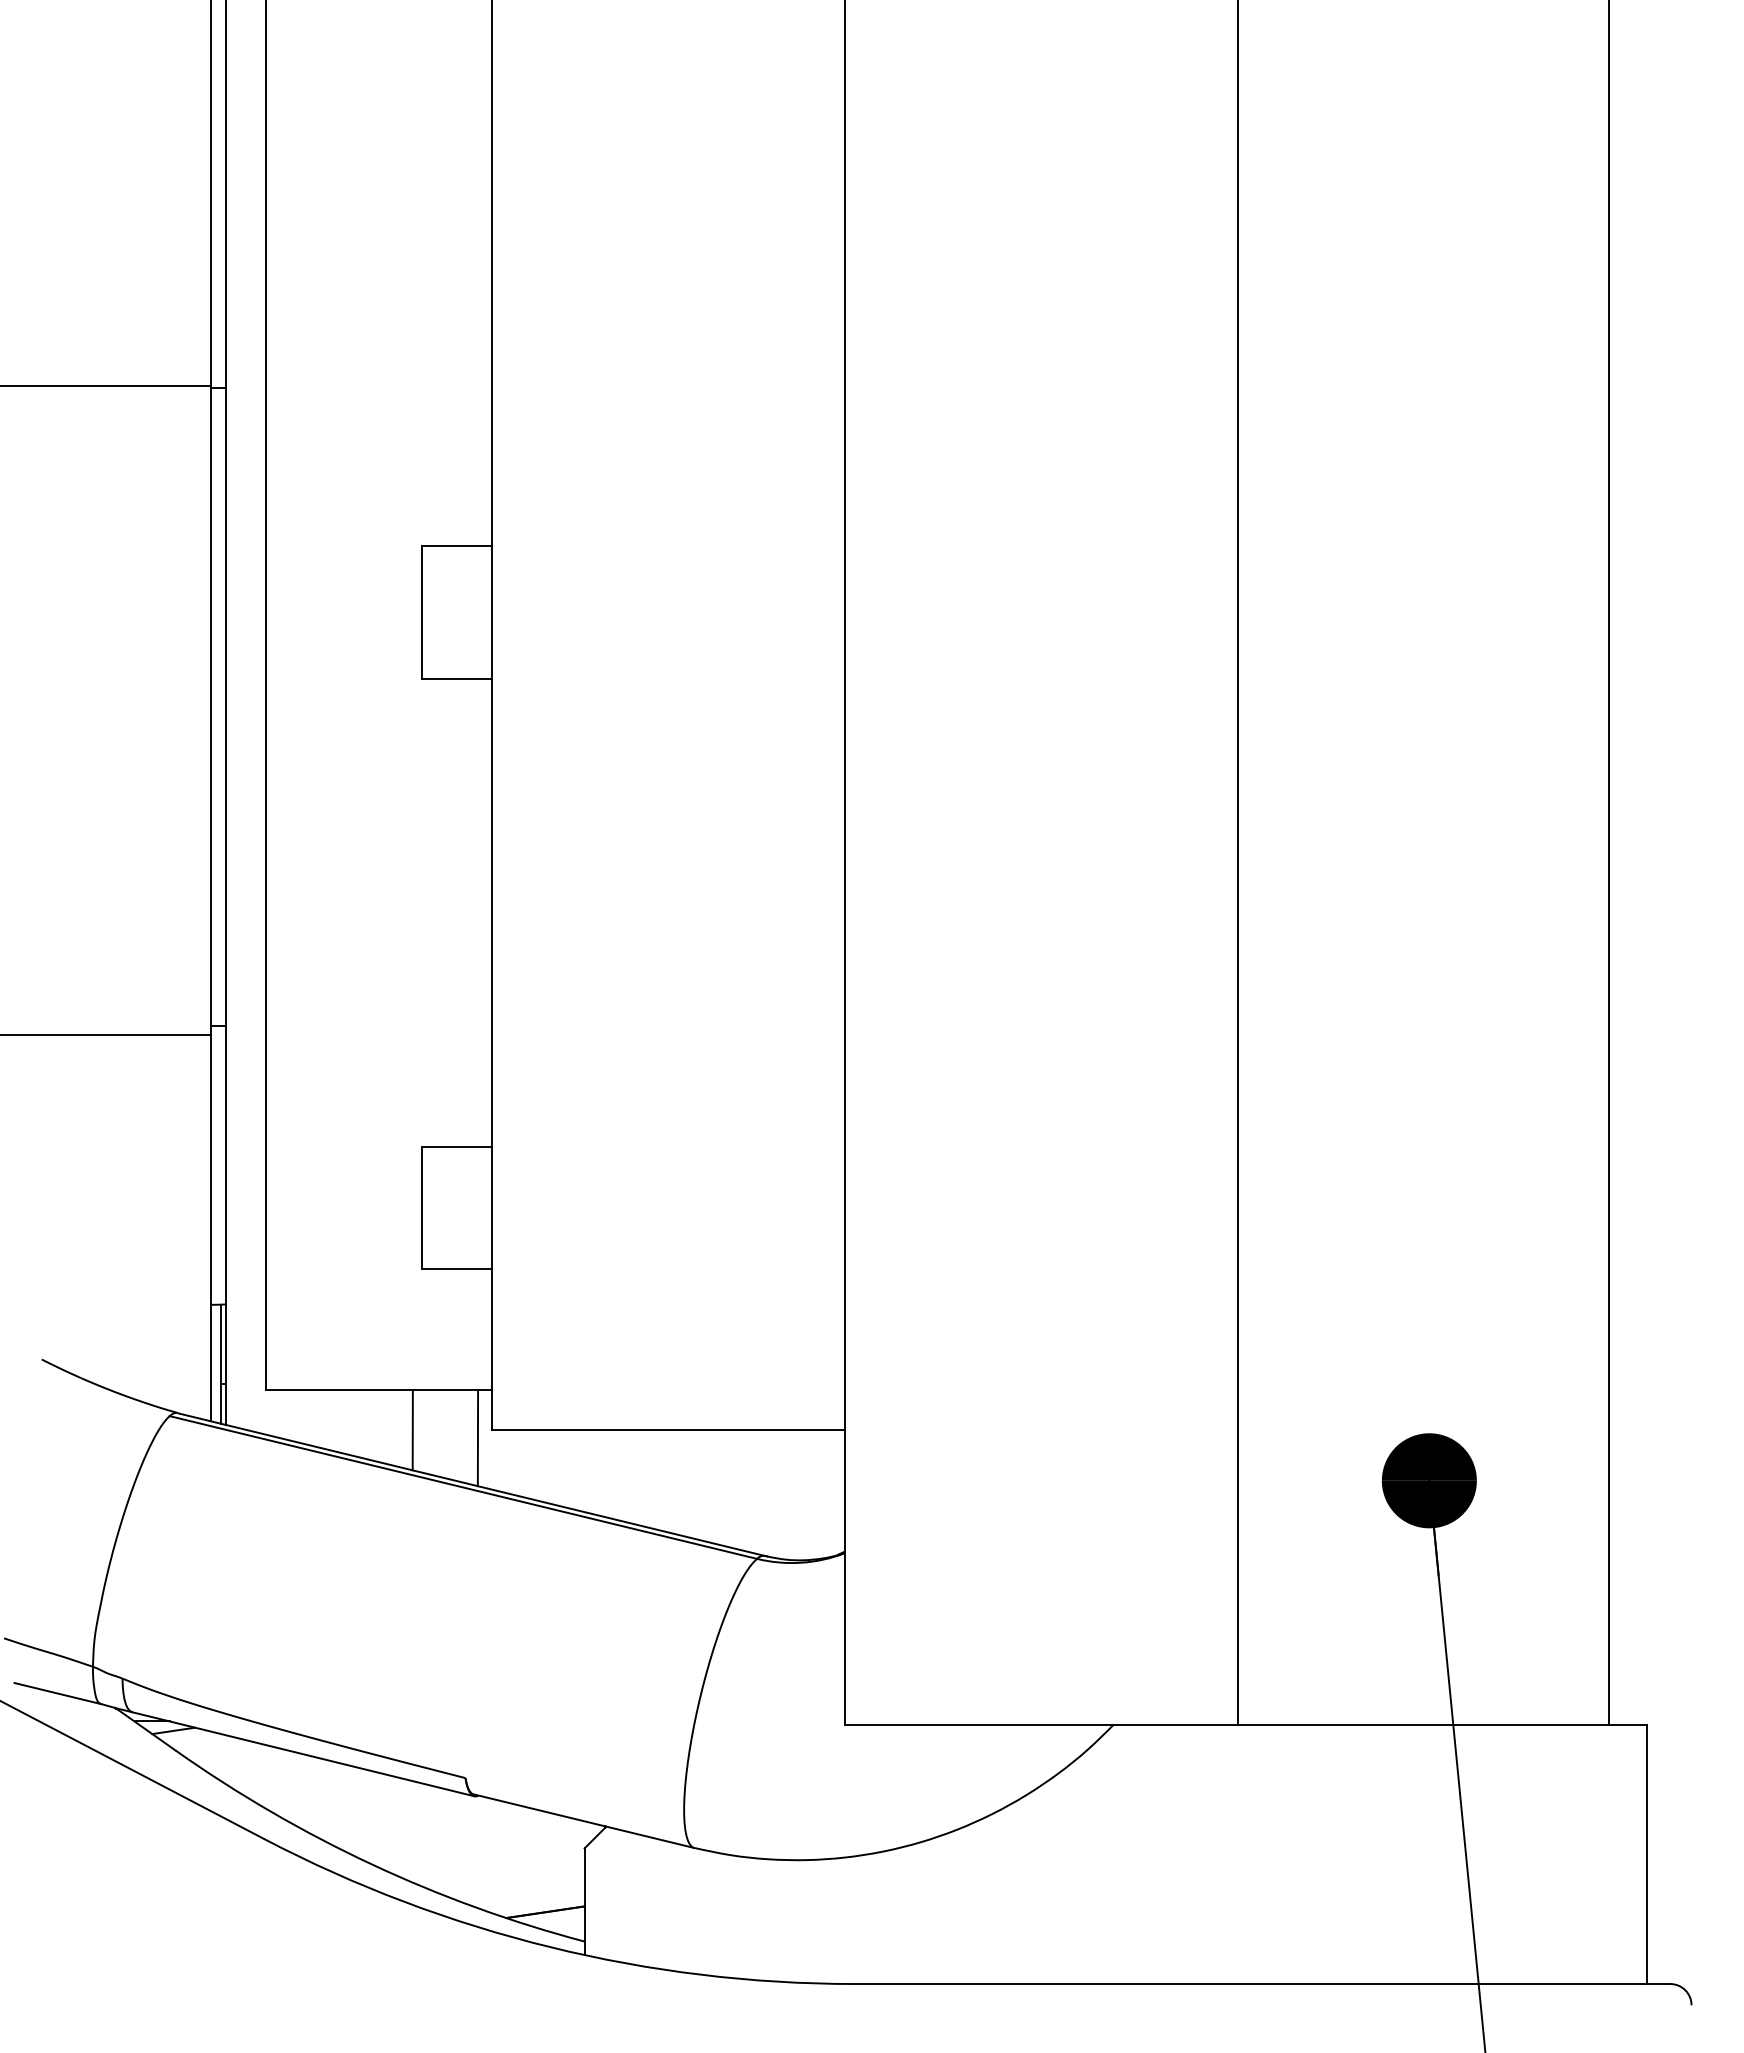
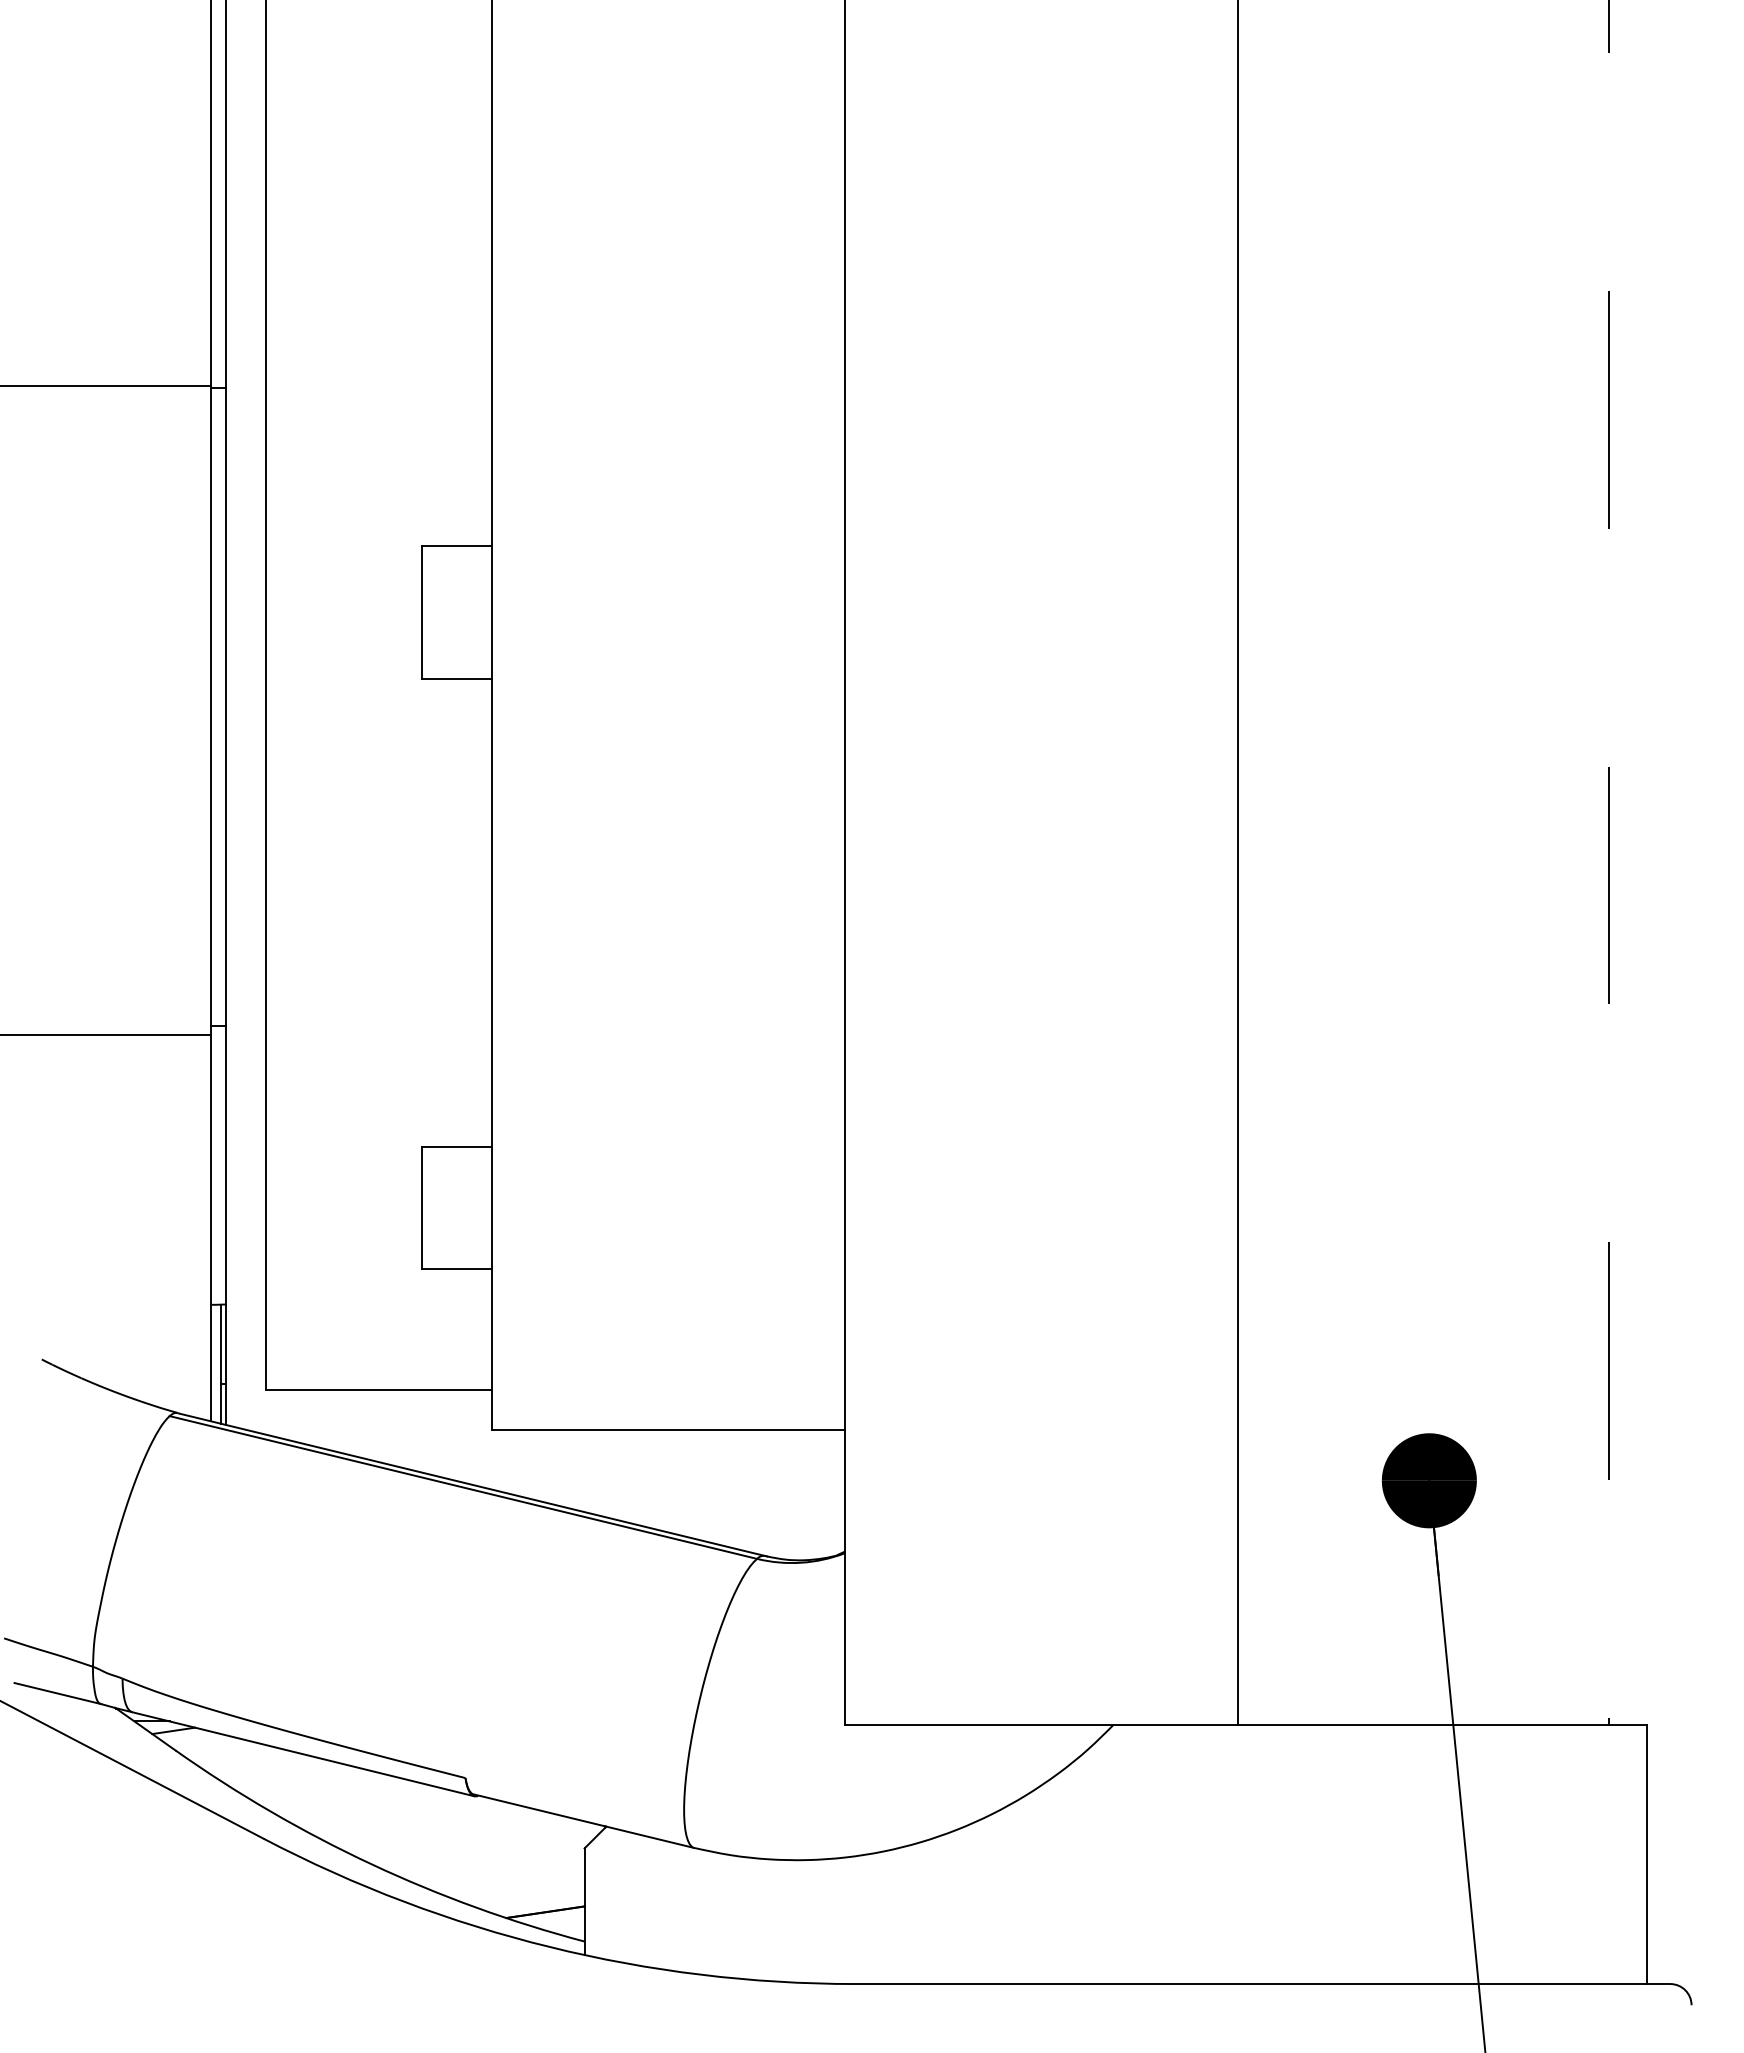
line: solid -> dashed (1608, 862)
line: present -> none (412, 1430)
line: present -> none (477, 1438)
